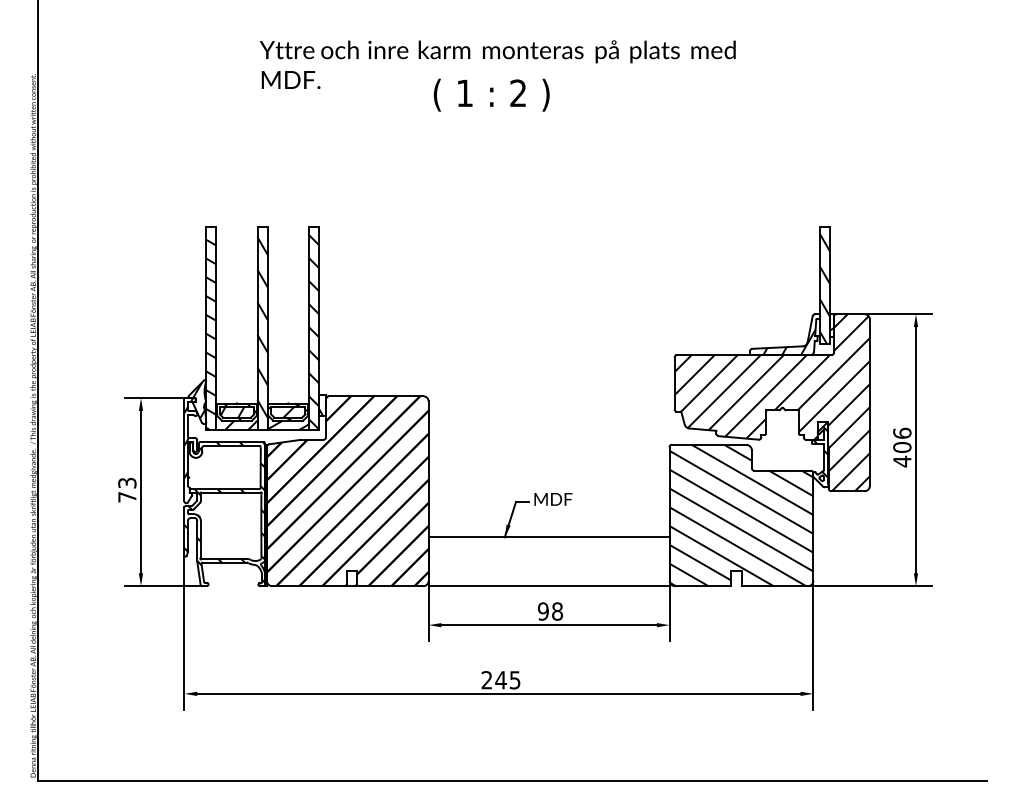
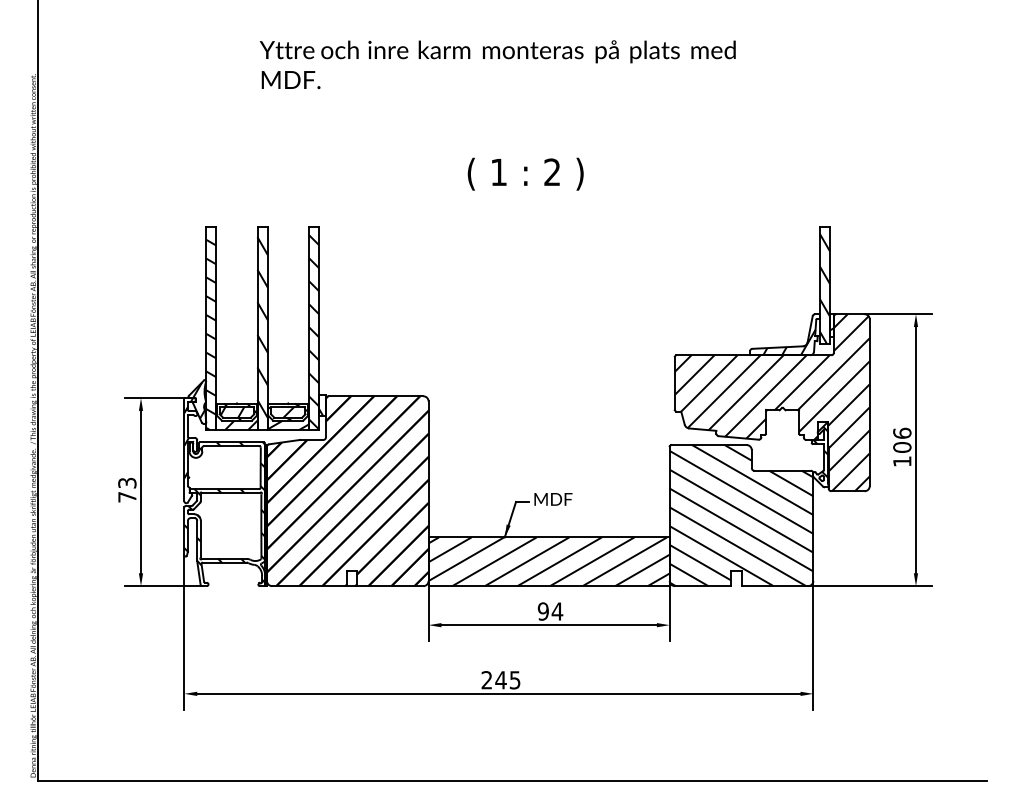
text position: (491, 94) -> (525, 173) (525, 173)
text: 406 -> 106 (902, 461)
hatch: none -> present (548, 561)
text: 98 -> 94 (557, 611)
